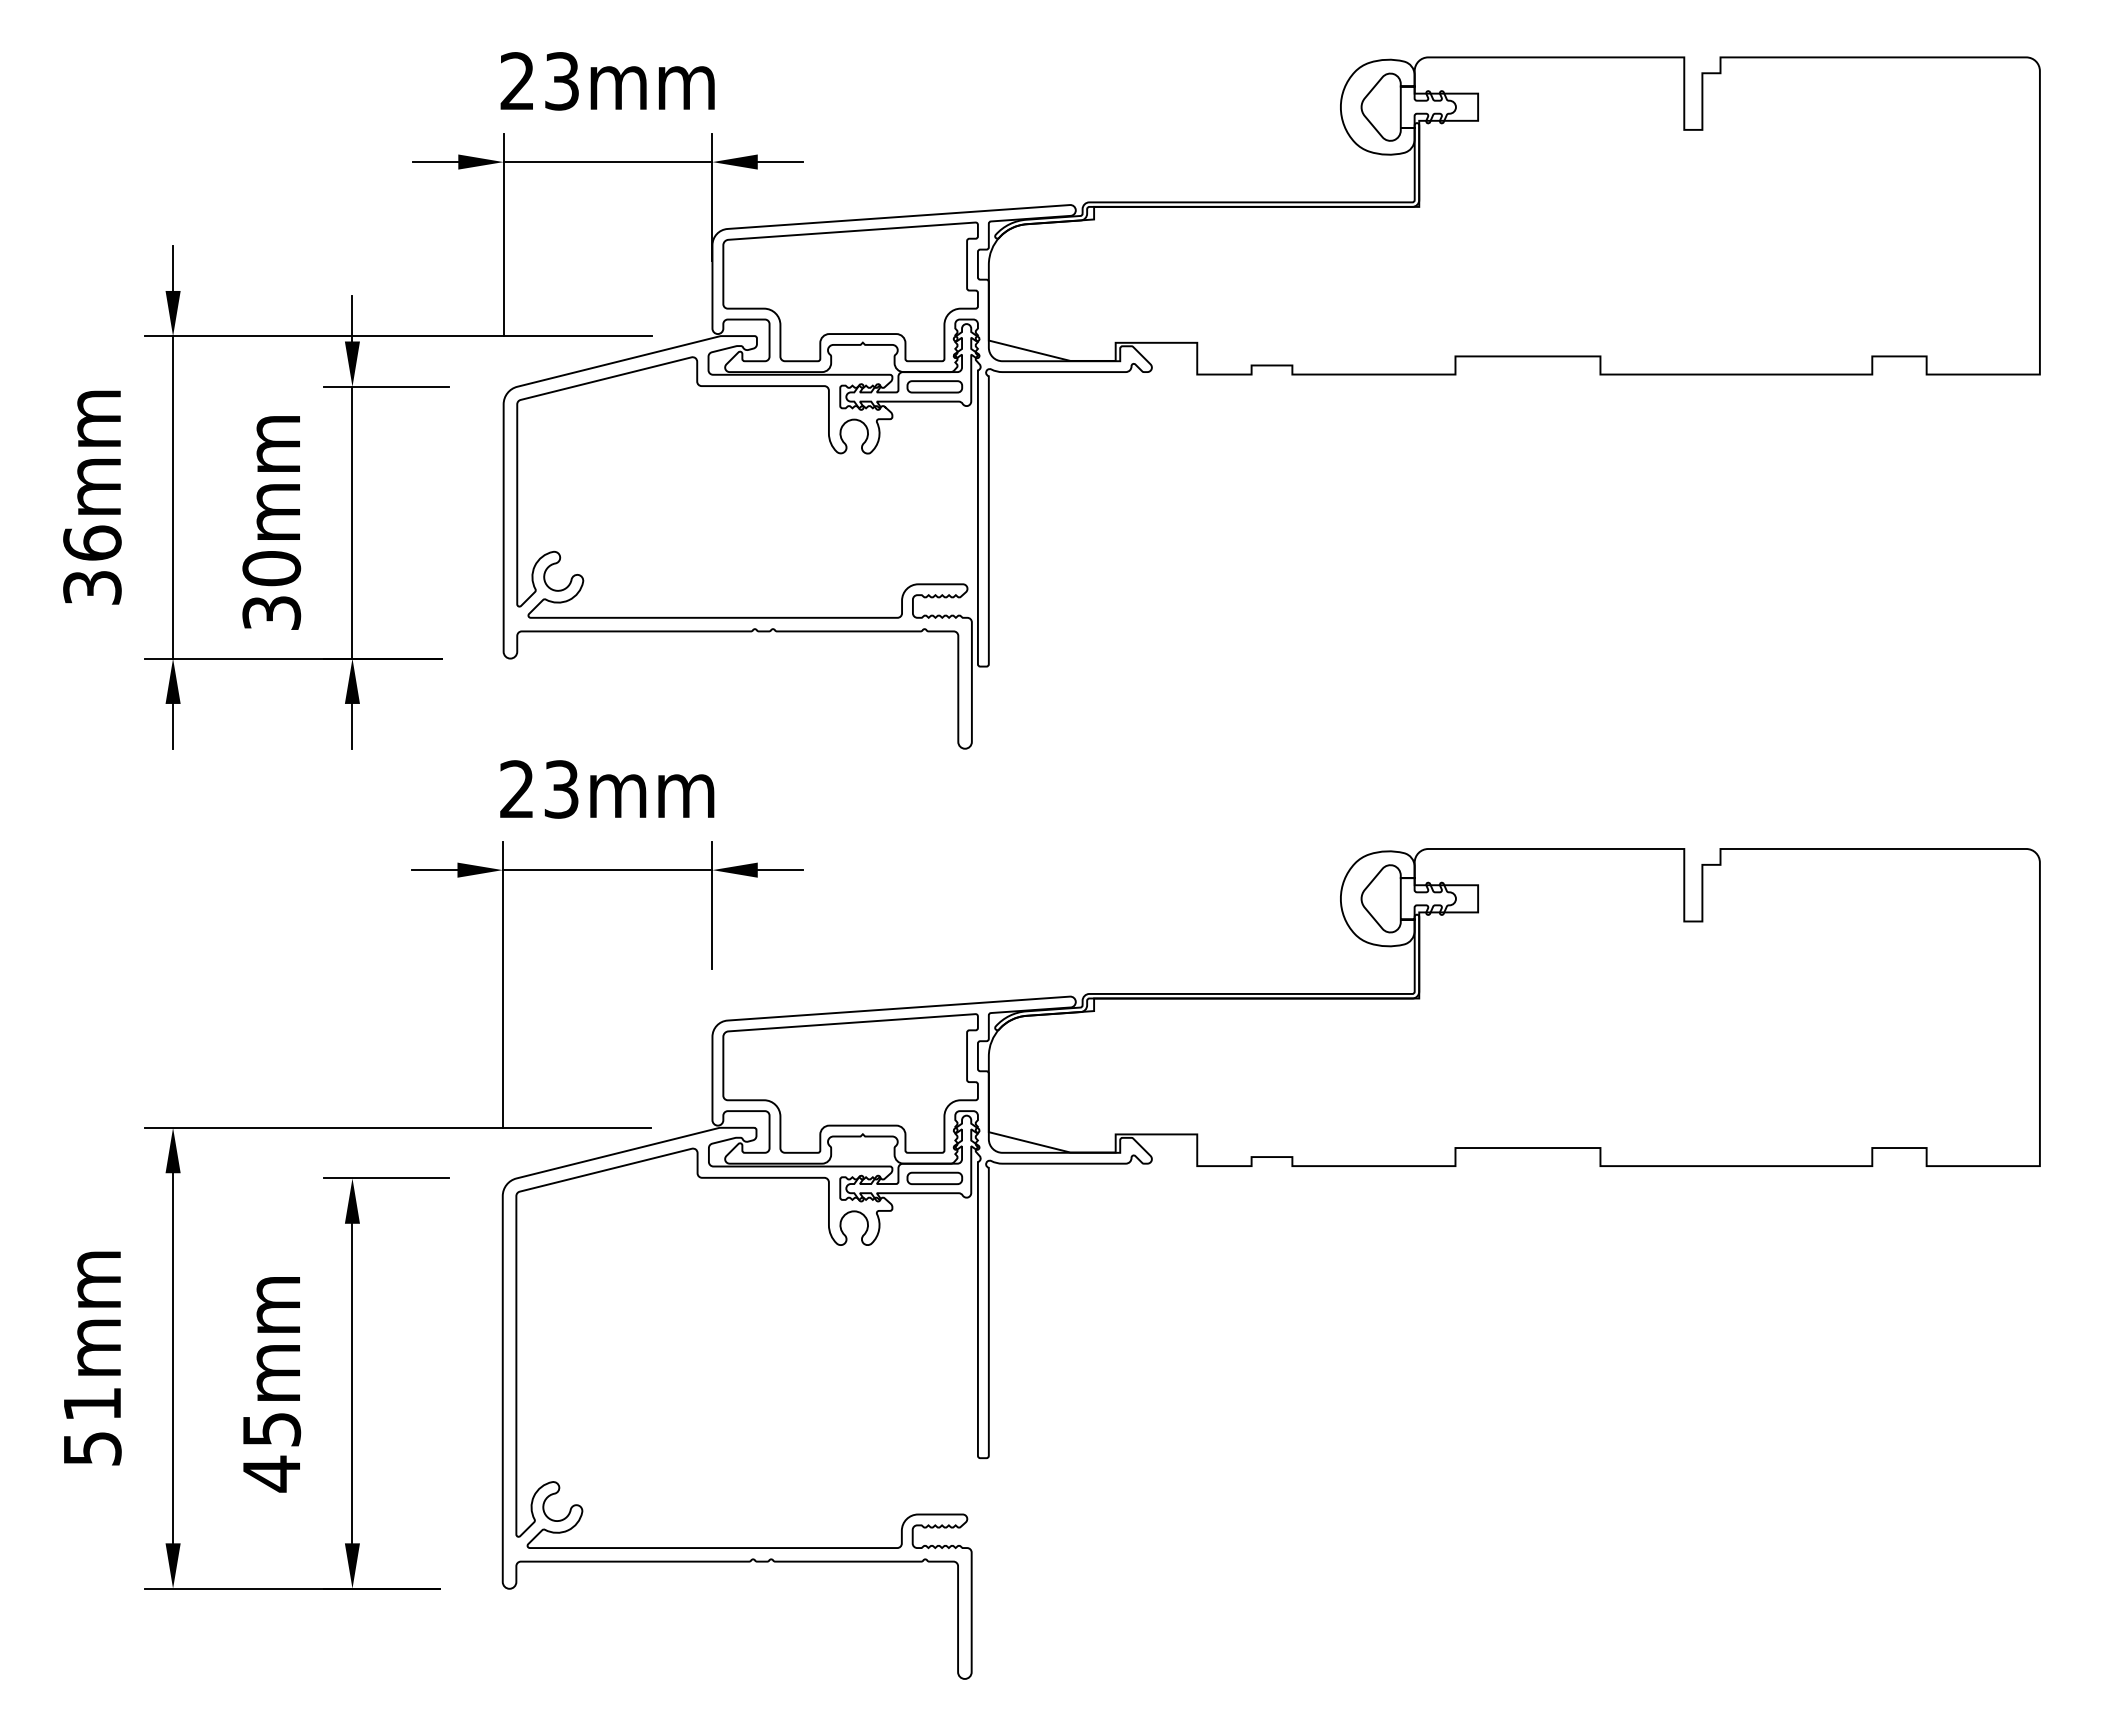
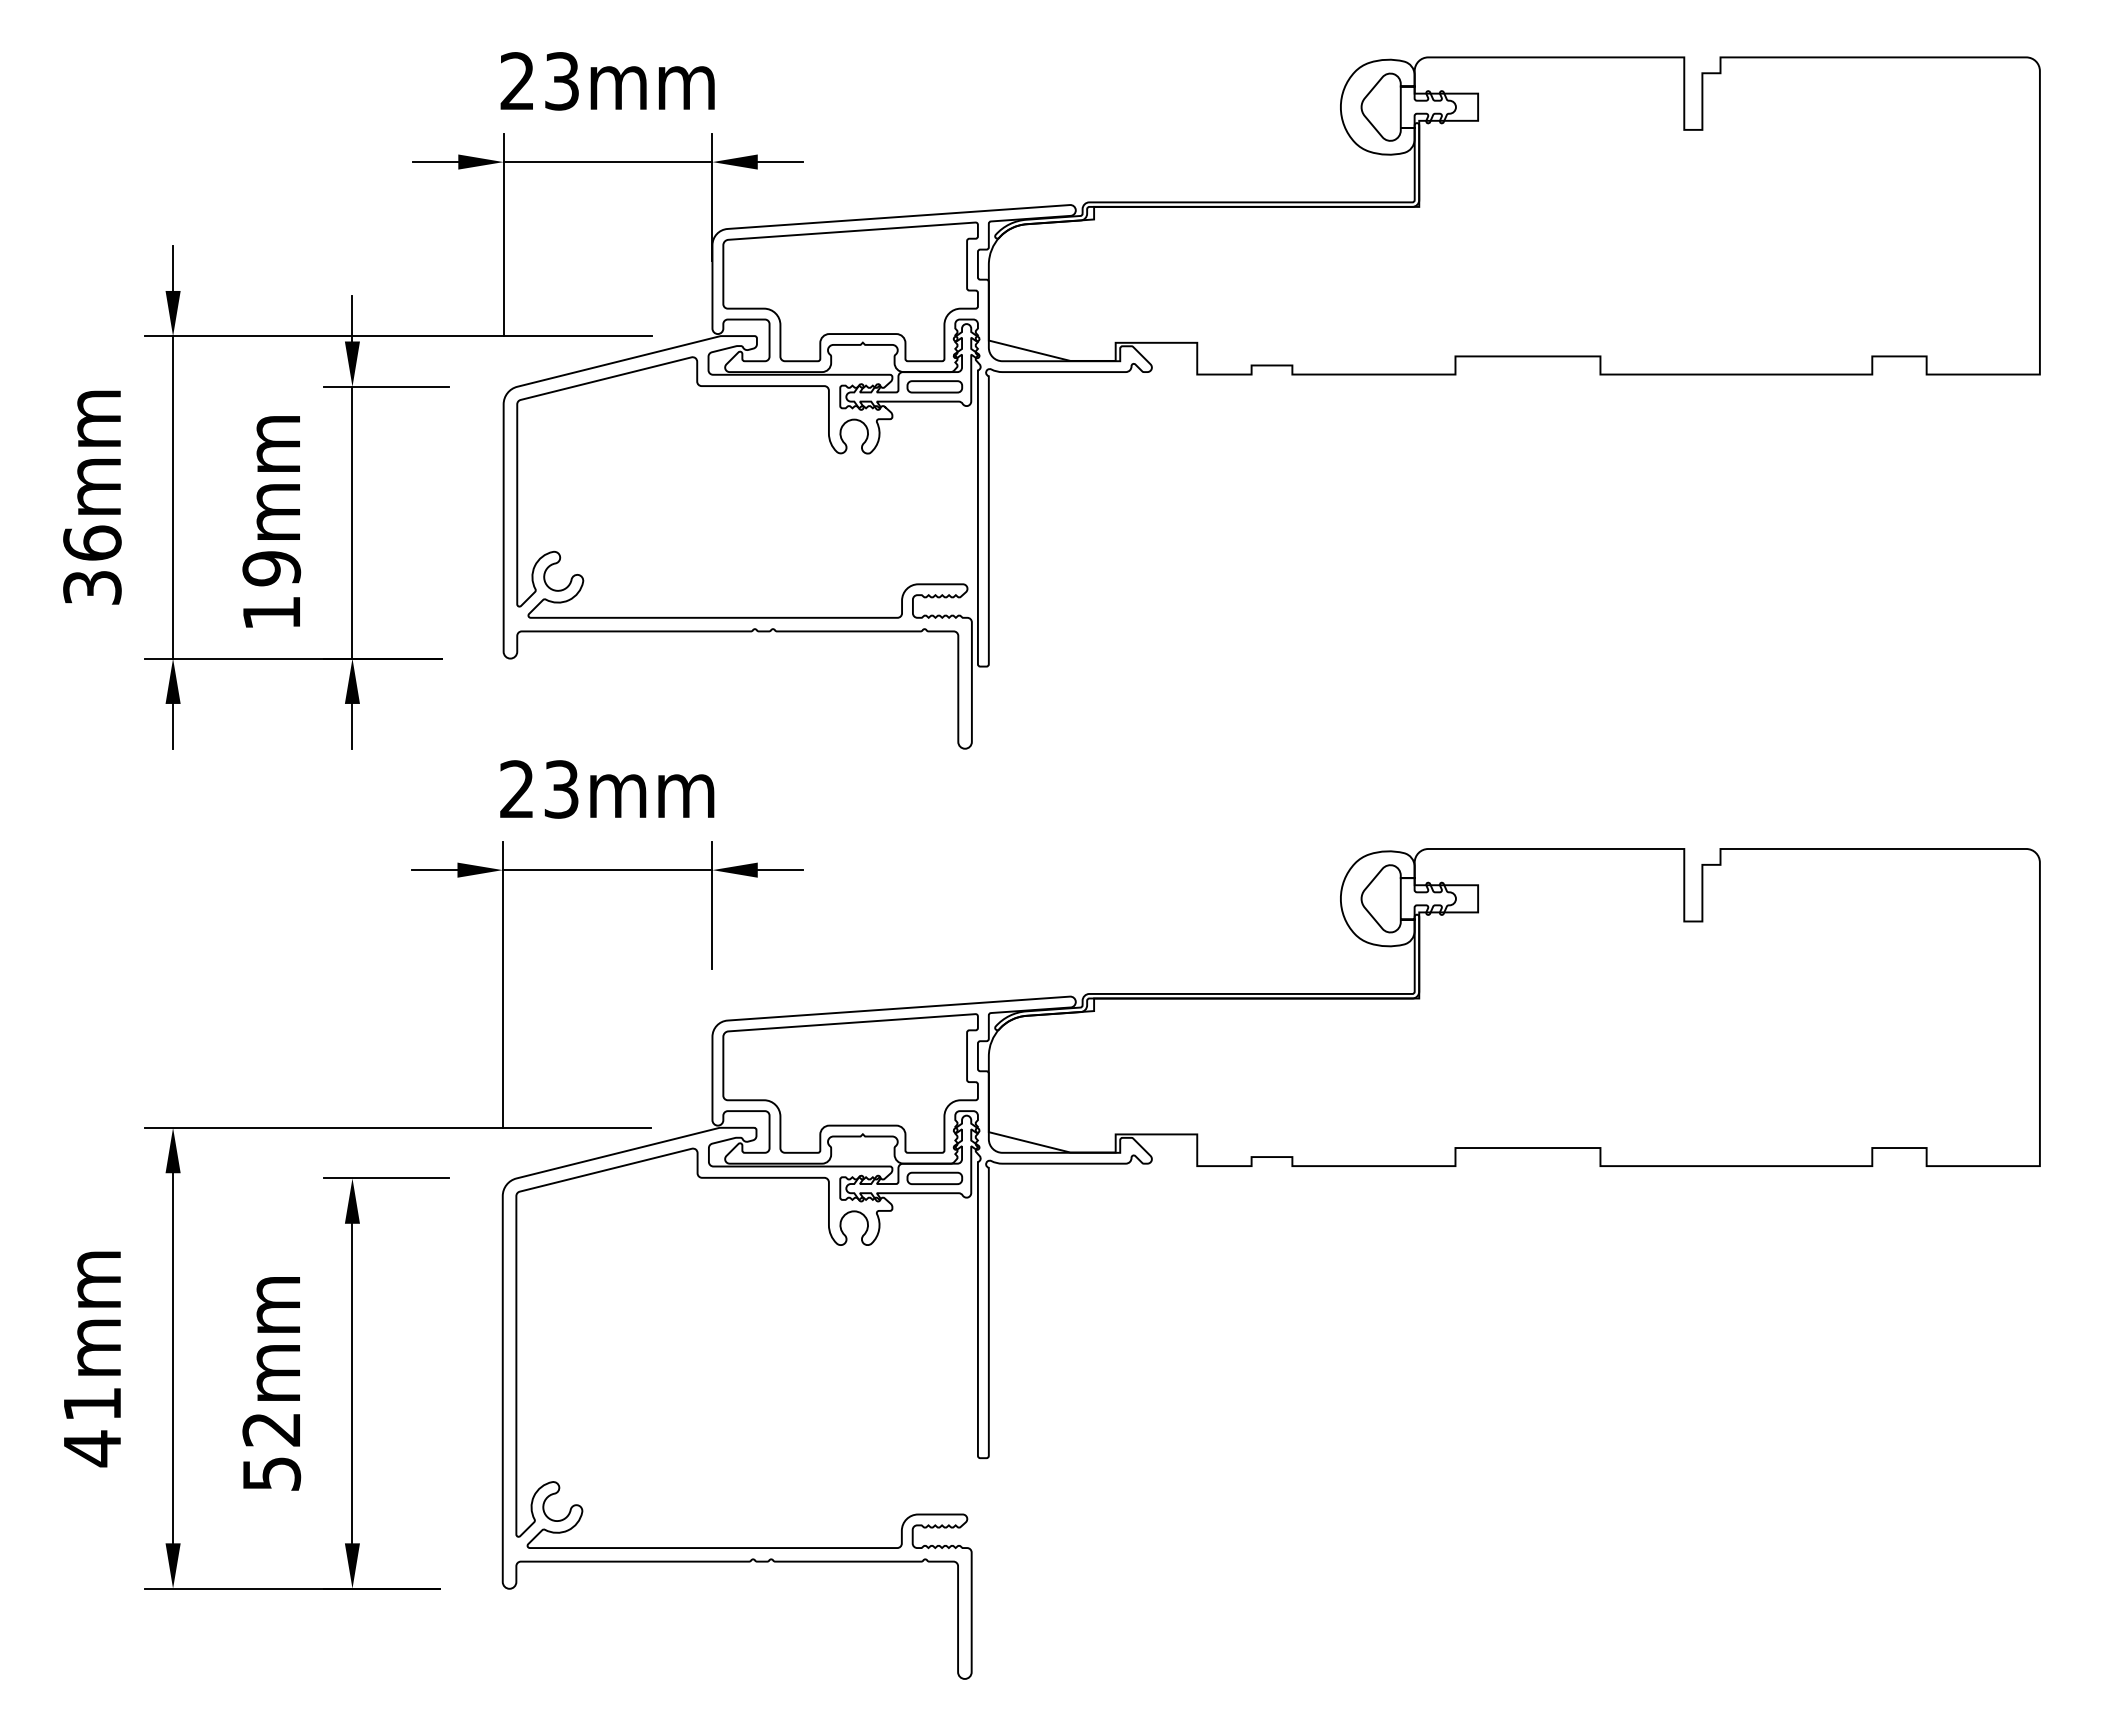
text: 30mm -> 19mm (271, 590)
text: 51mm -> 41mm (92, 1448)
text: 45mm -> 52mm (271, 1452)
